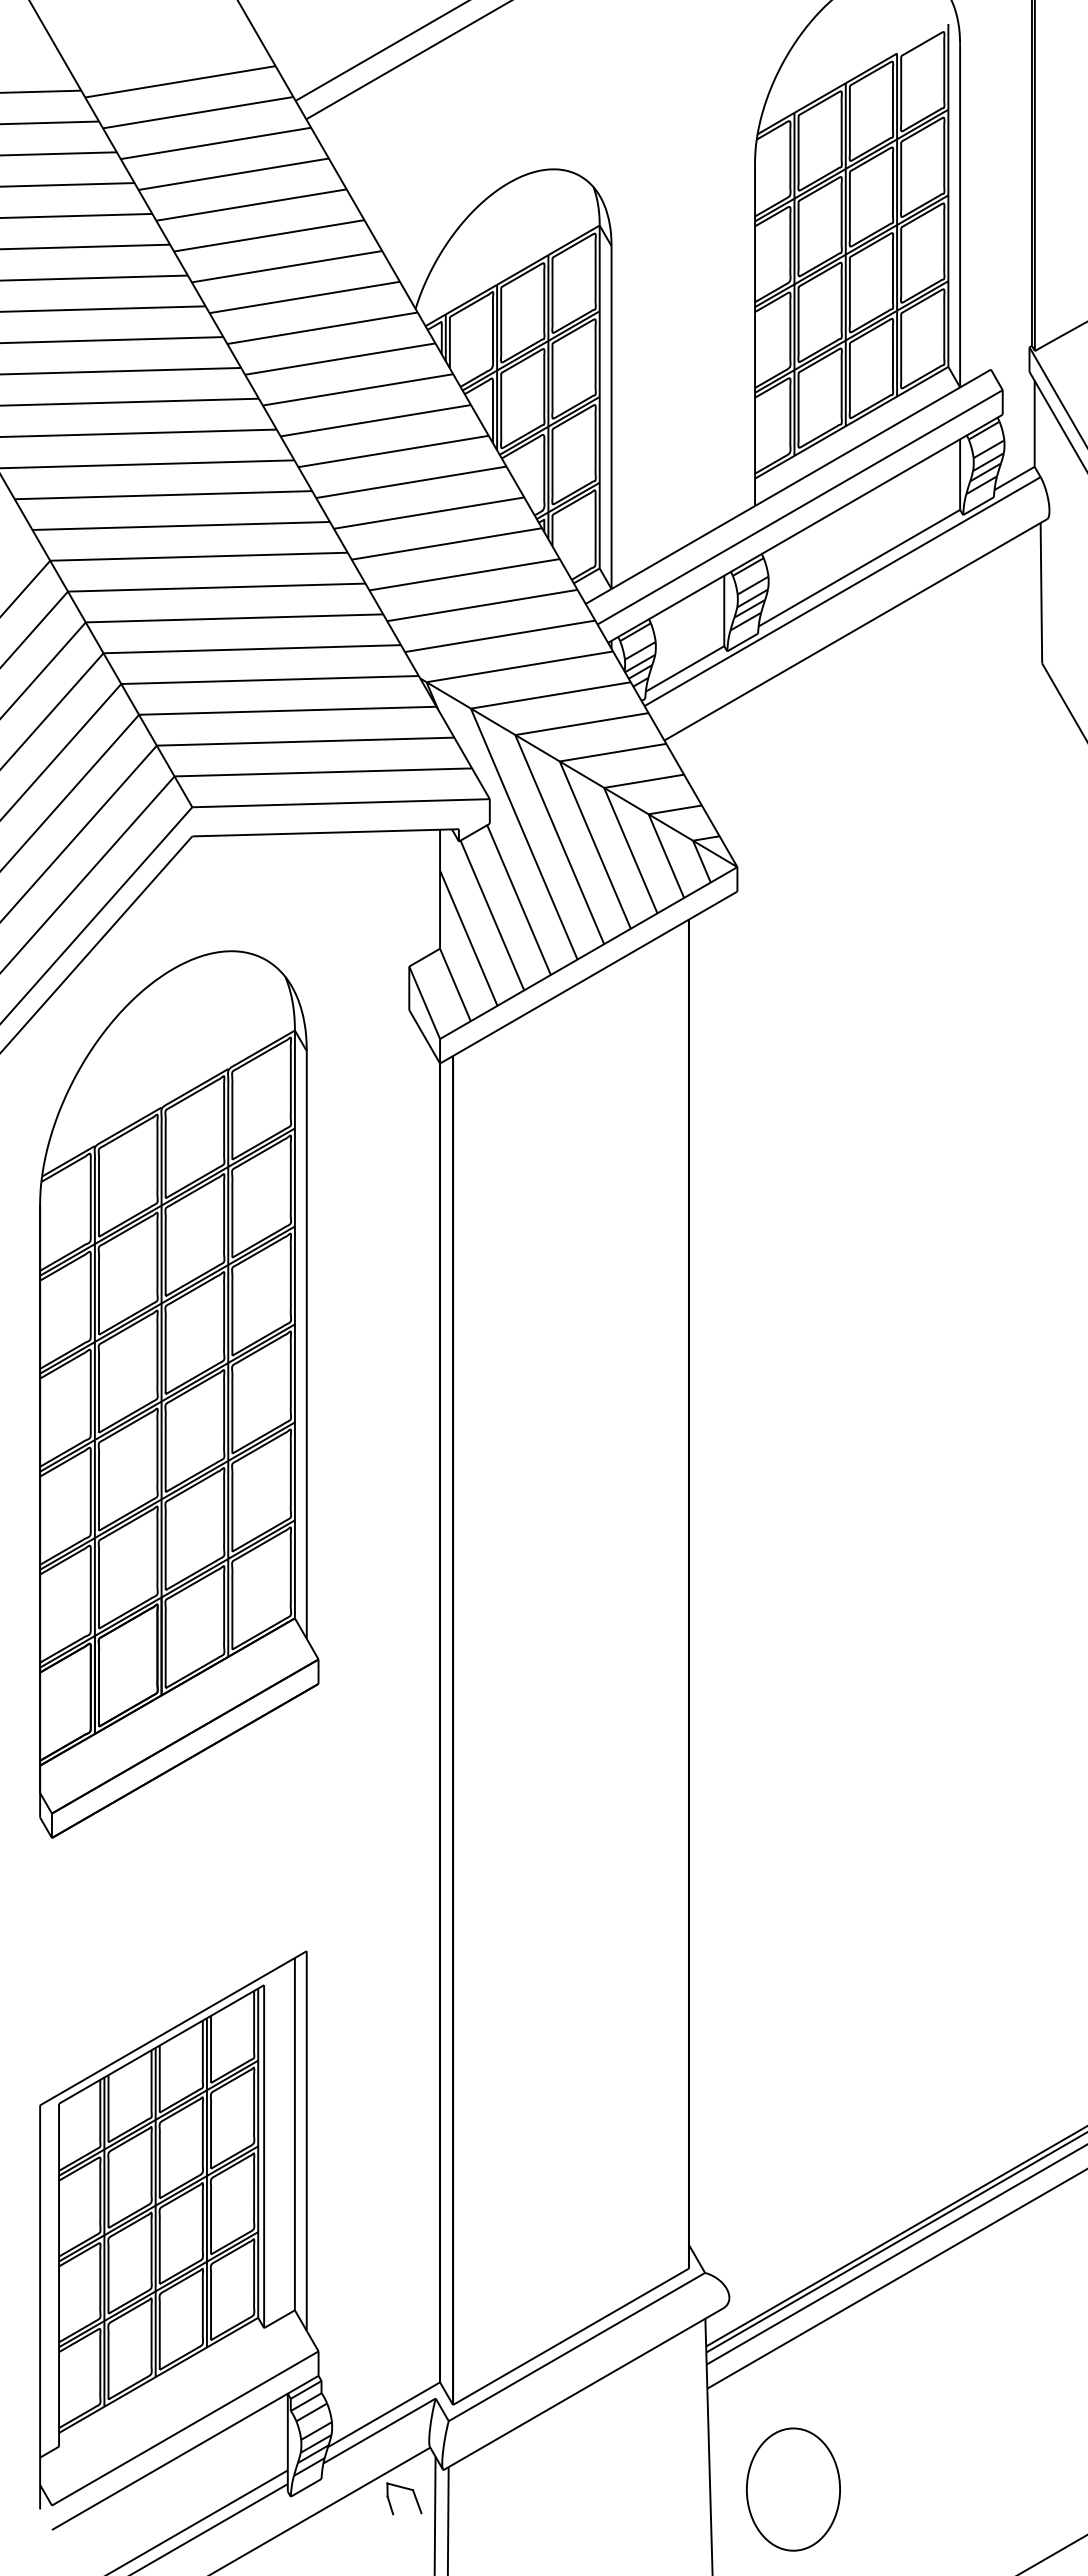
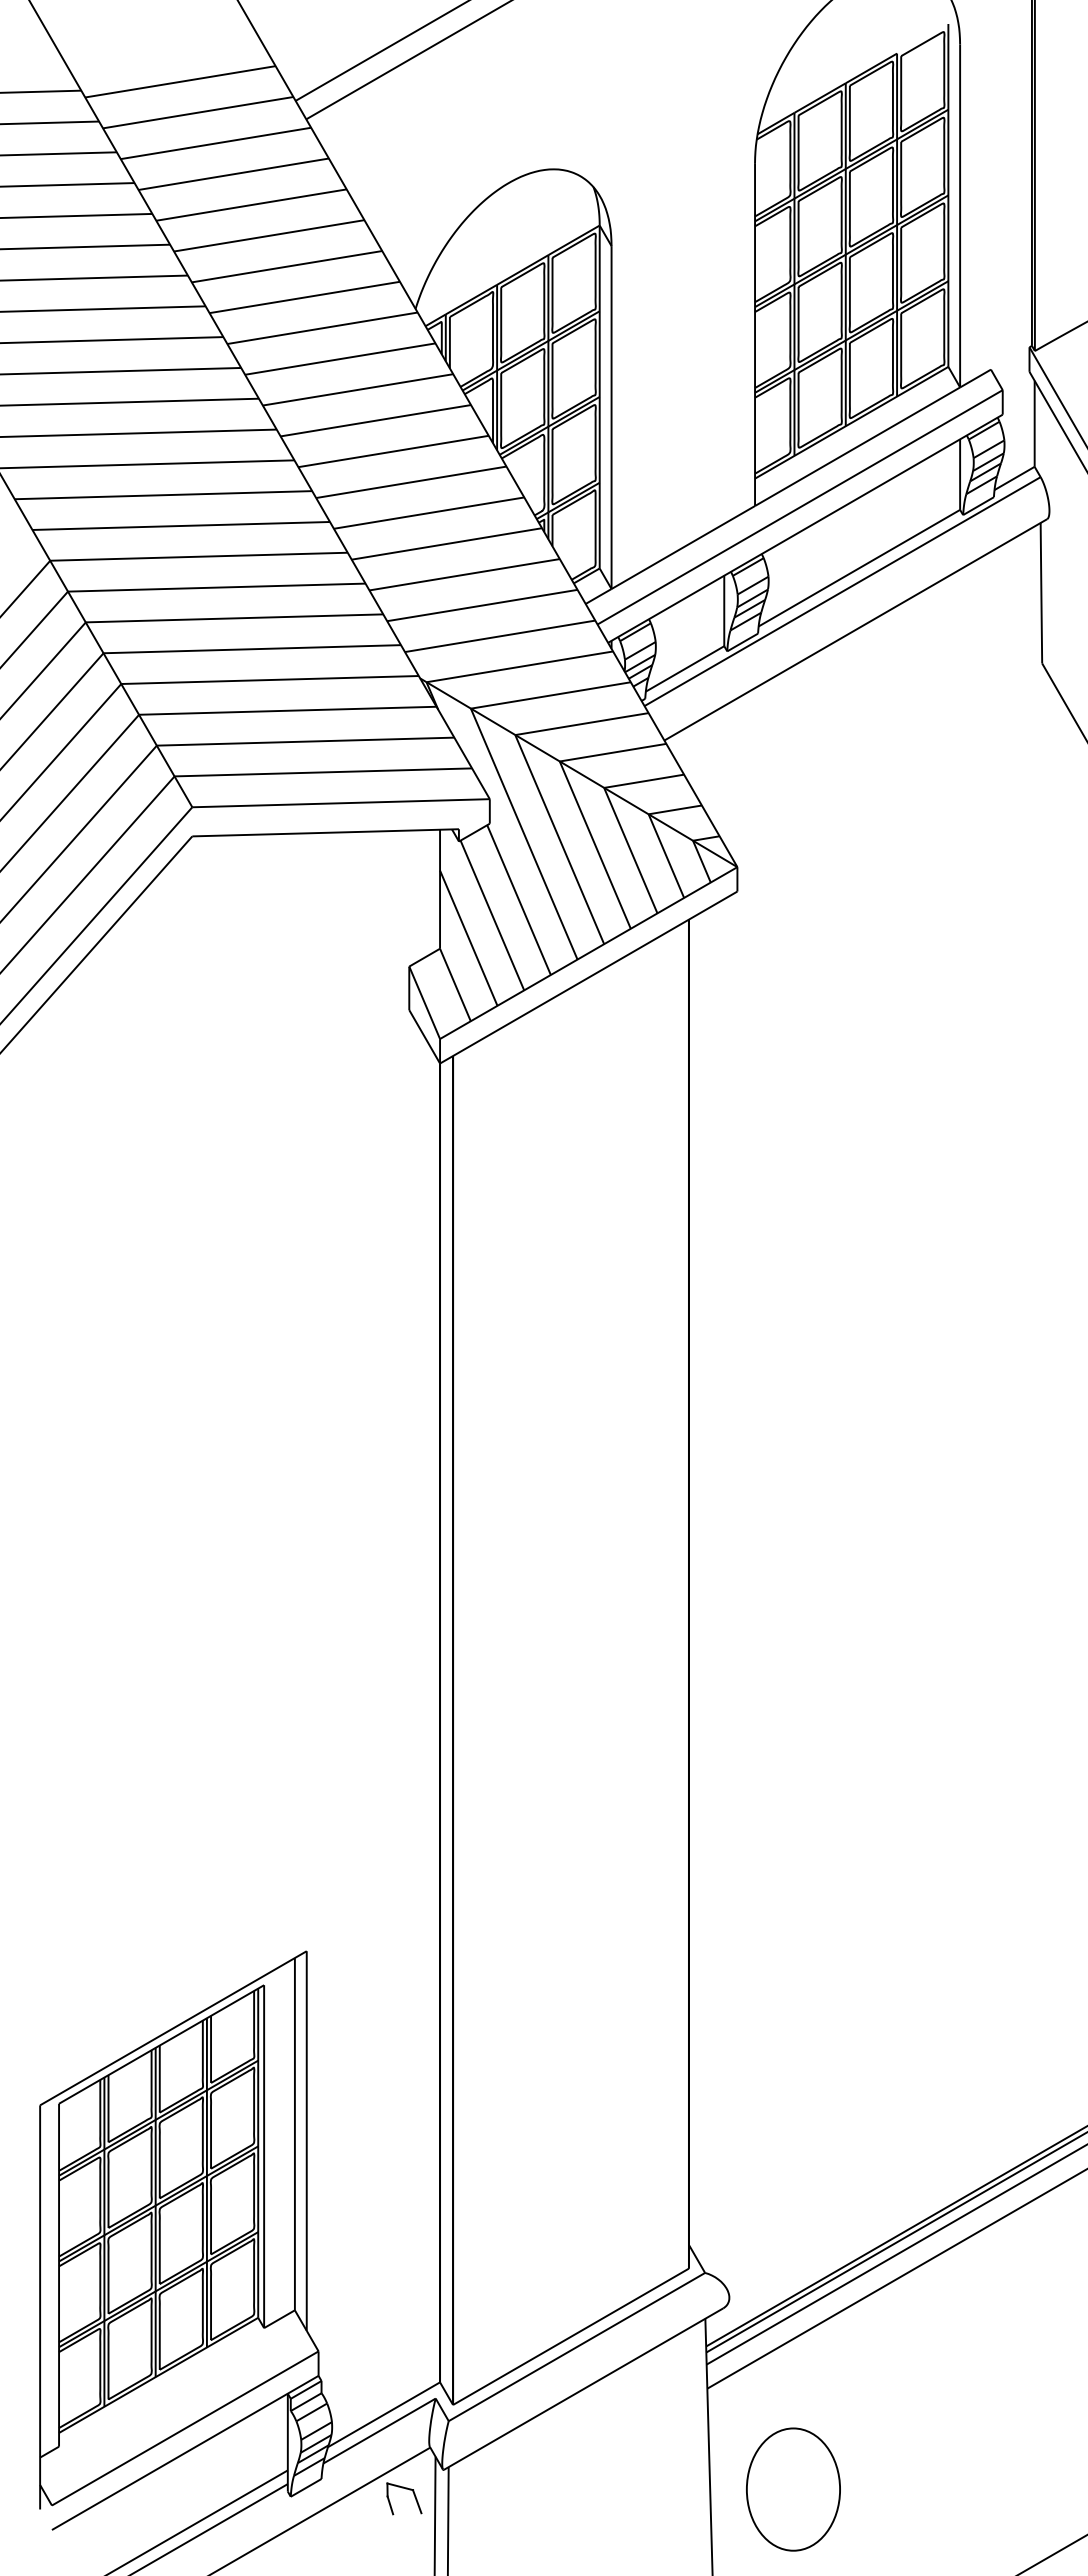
part: present -> none (179, 1394)
